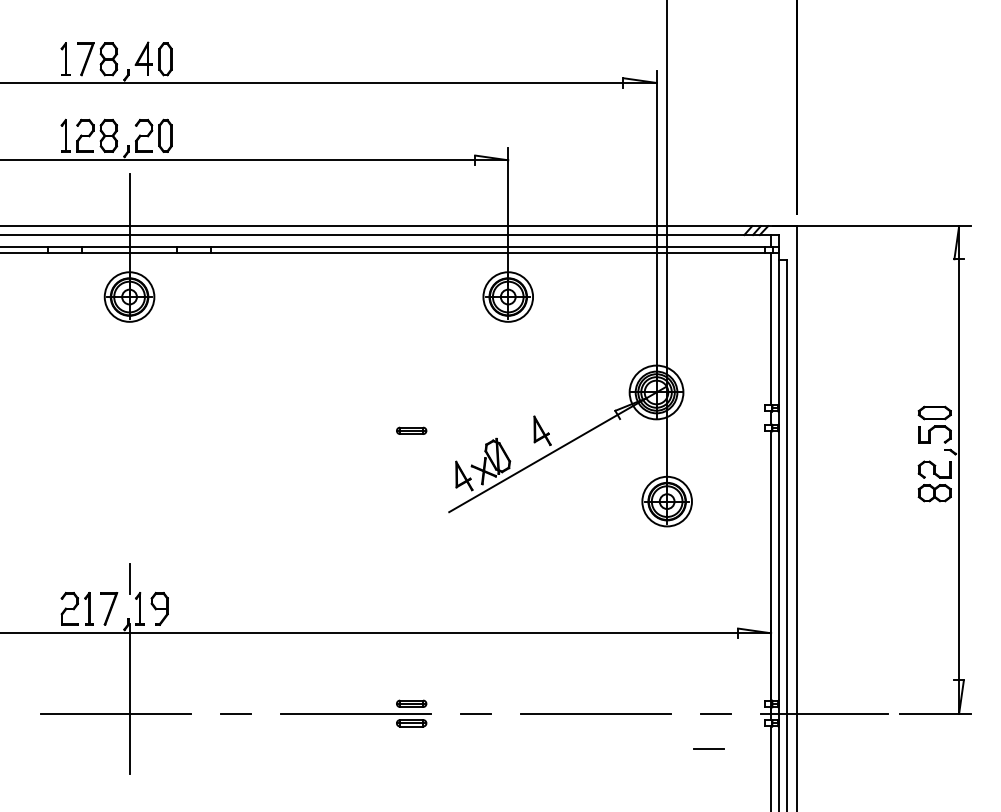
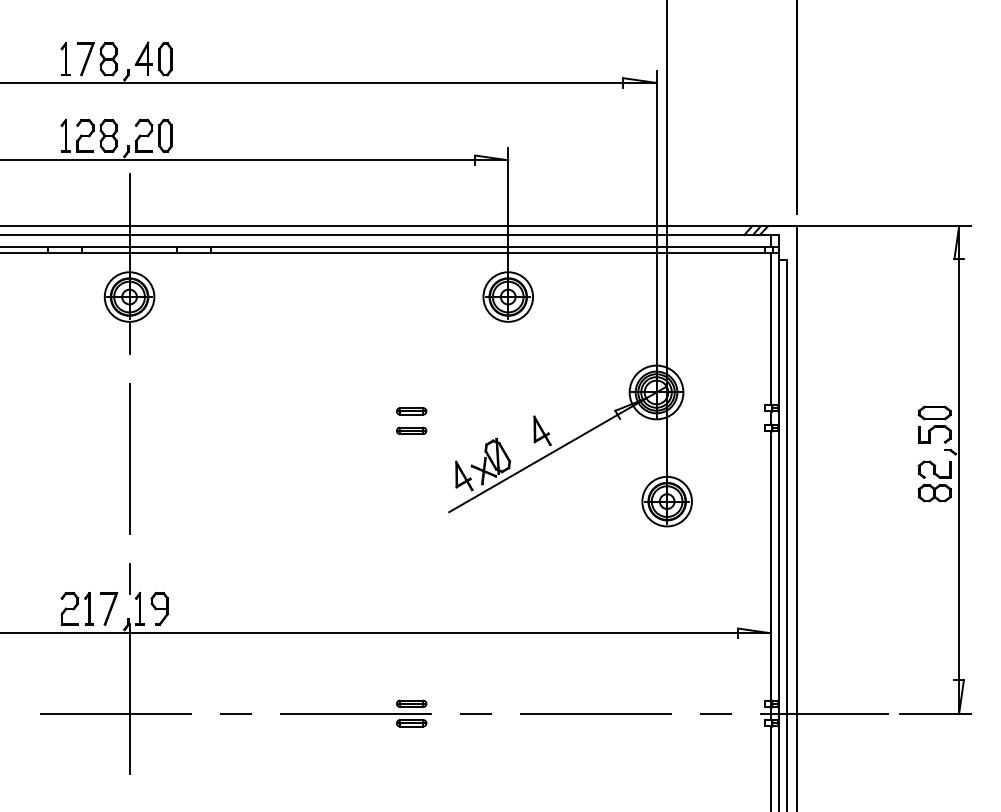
line: none -> present (129, 339)
part: none -> present (411, 411)
line: none -> present (129, 459)
line: present -> none (708, 748)
